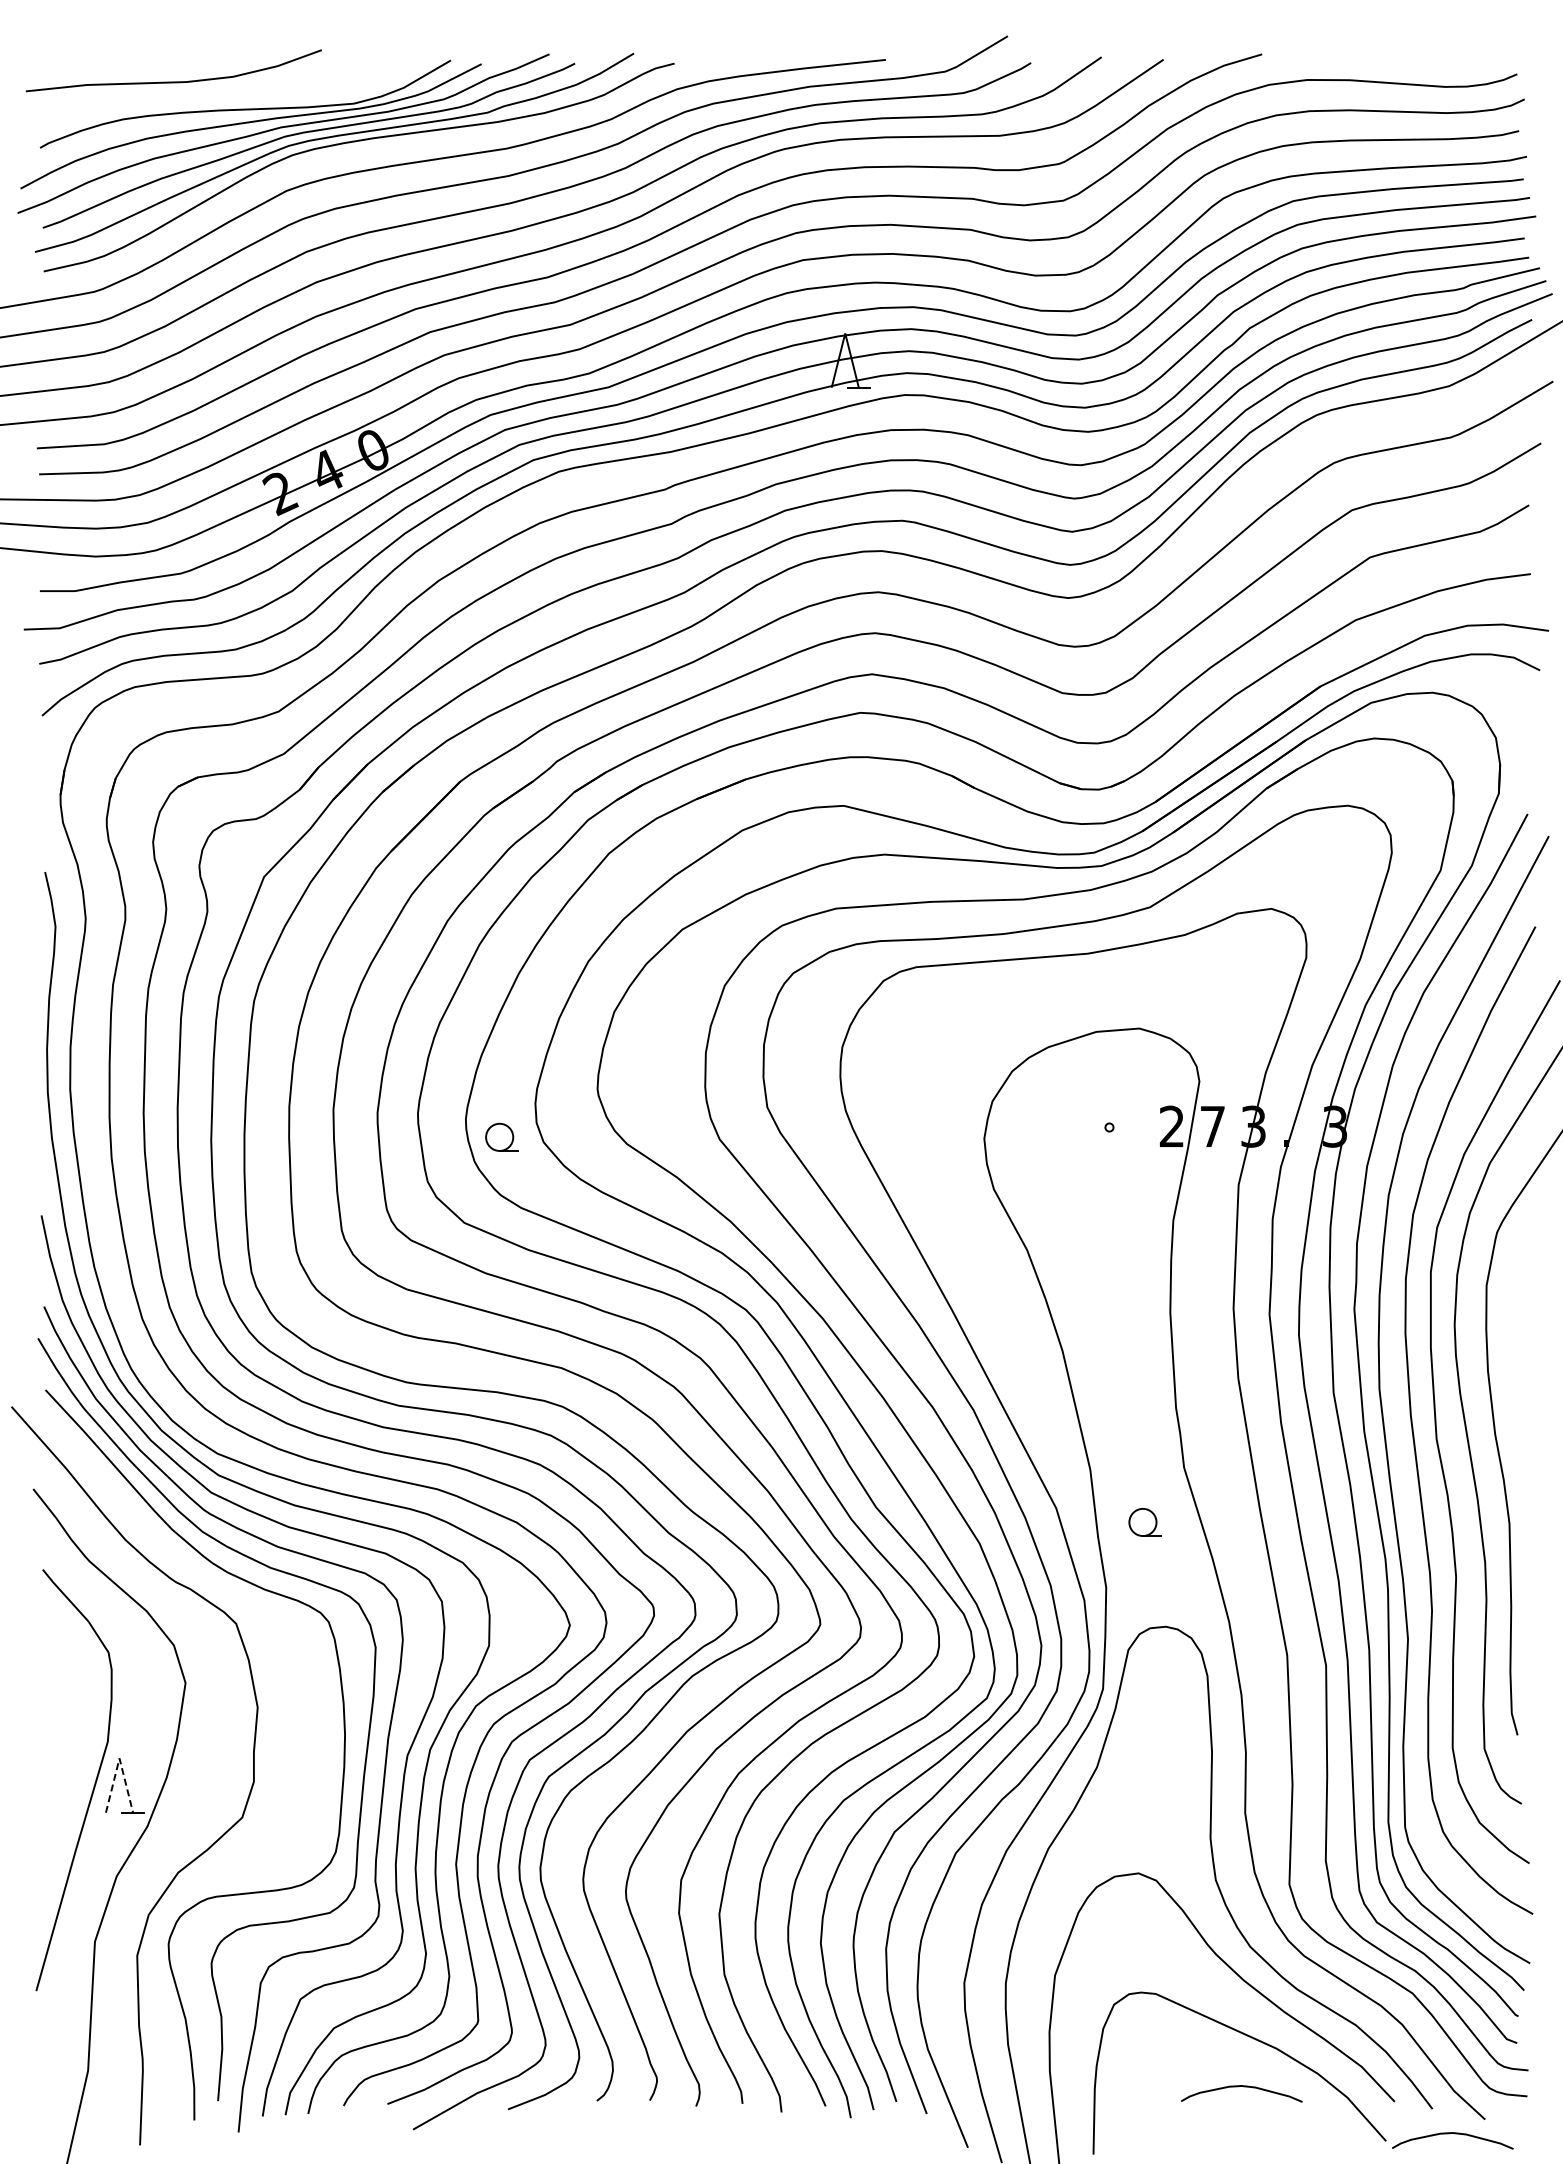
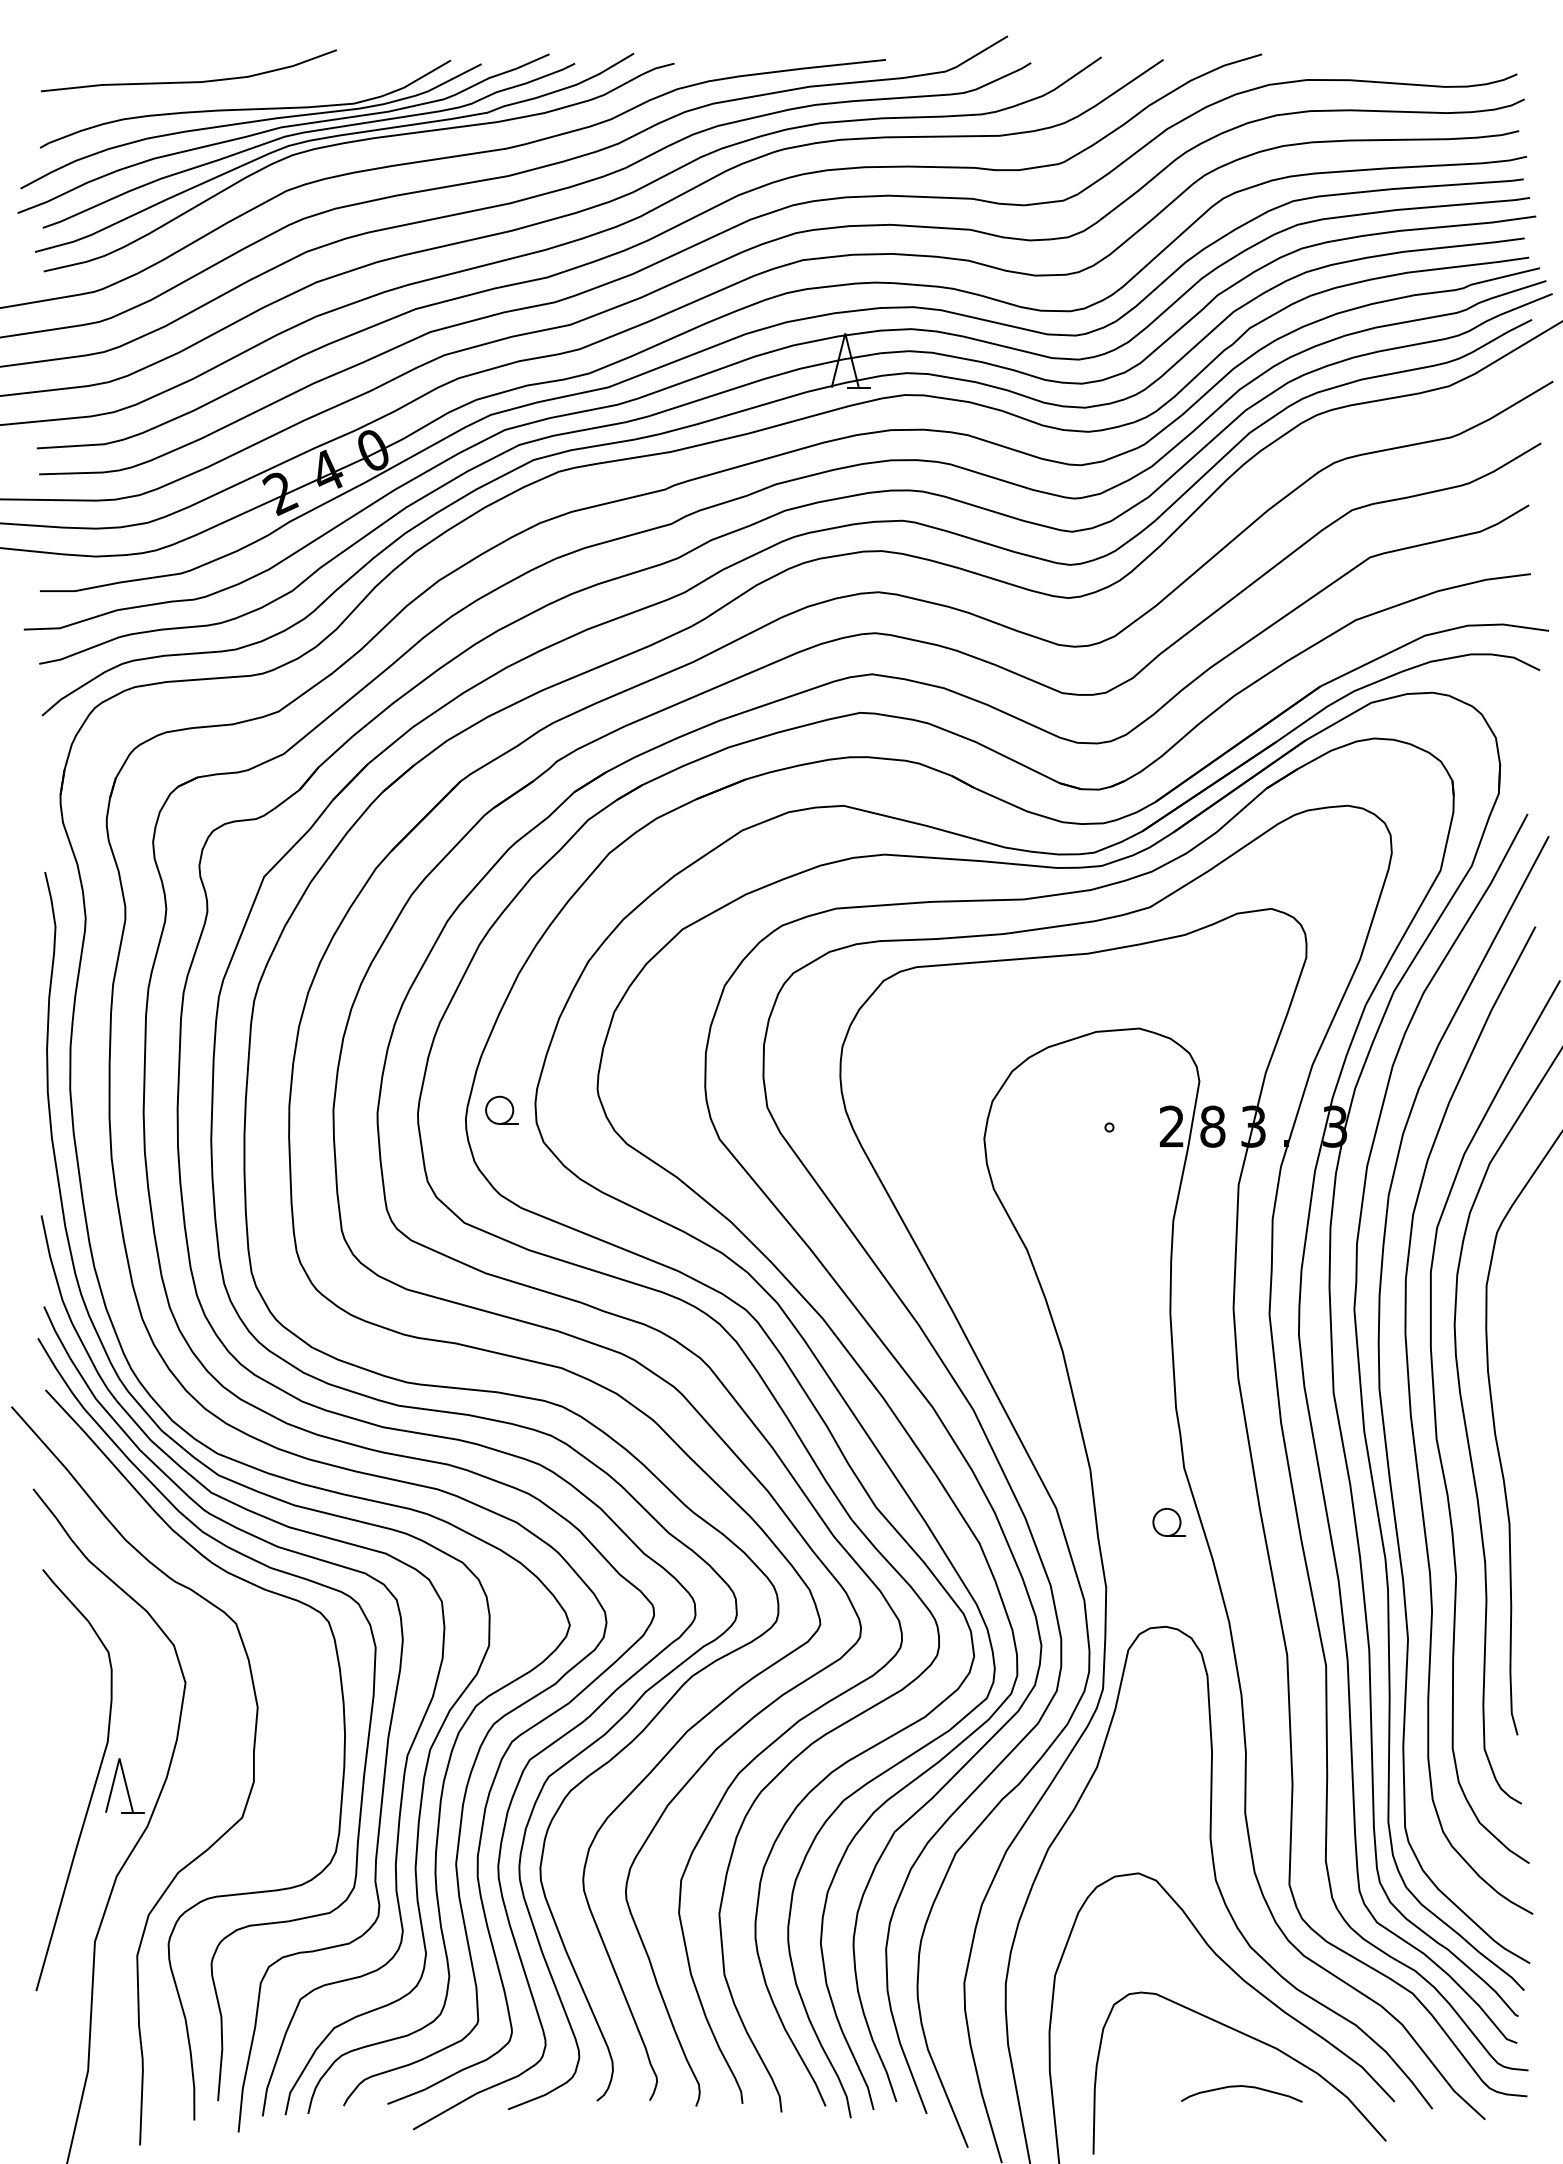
curve position: (173, 81) -> (188, 81) (188, 81)
text: 7 -> 8 (1212, 1126)
part position: (501, 1136) -> (501, 1109) (501, 1109)
part position: (1144, 1522) -> (1168, 1522) (1168, 1522)
line: dashed -> solid (119, 1758)
curve: present -> none (1454, 2134)
